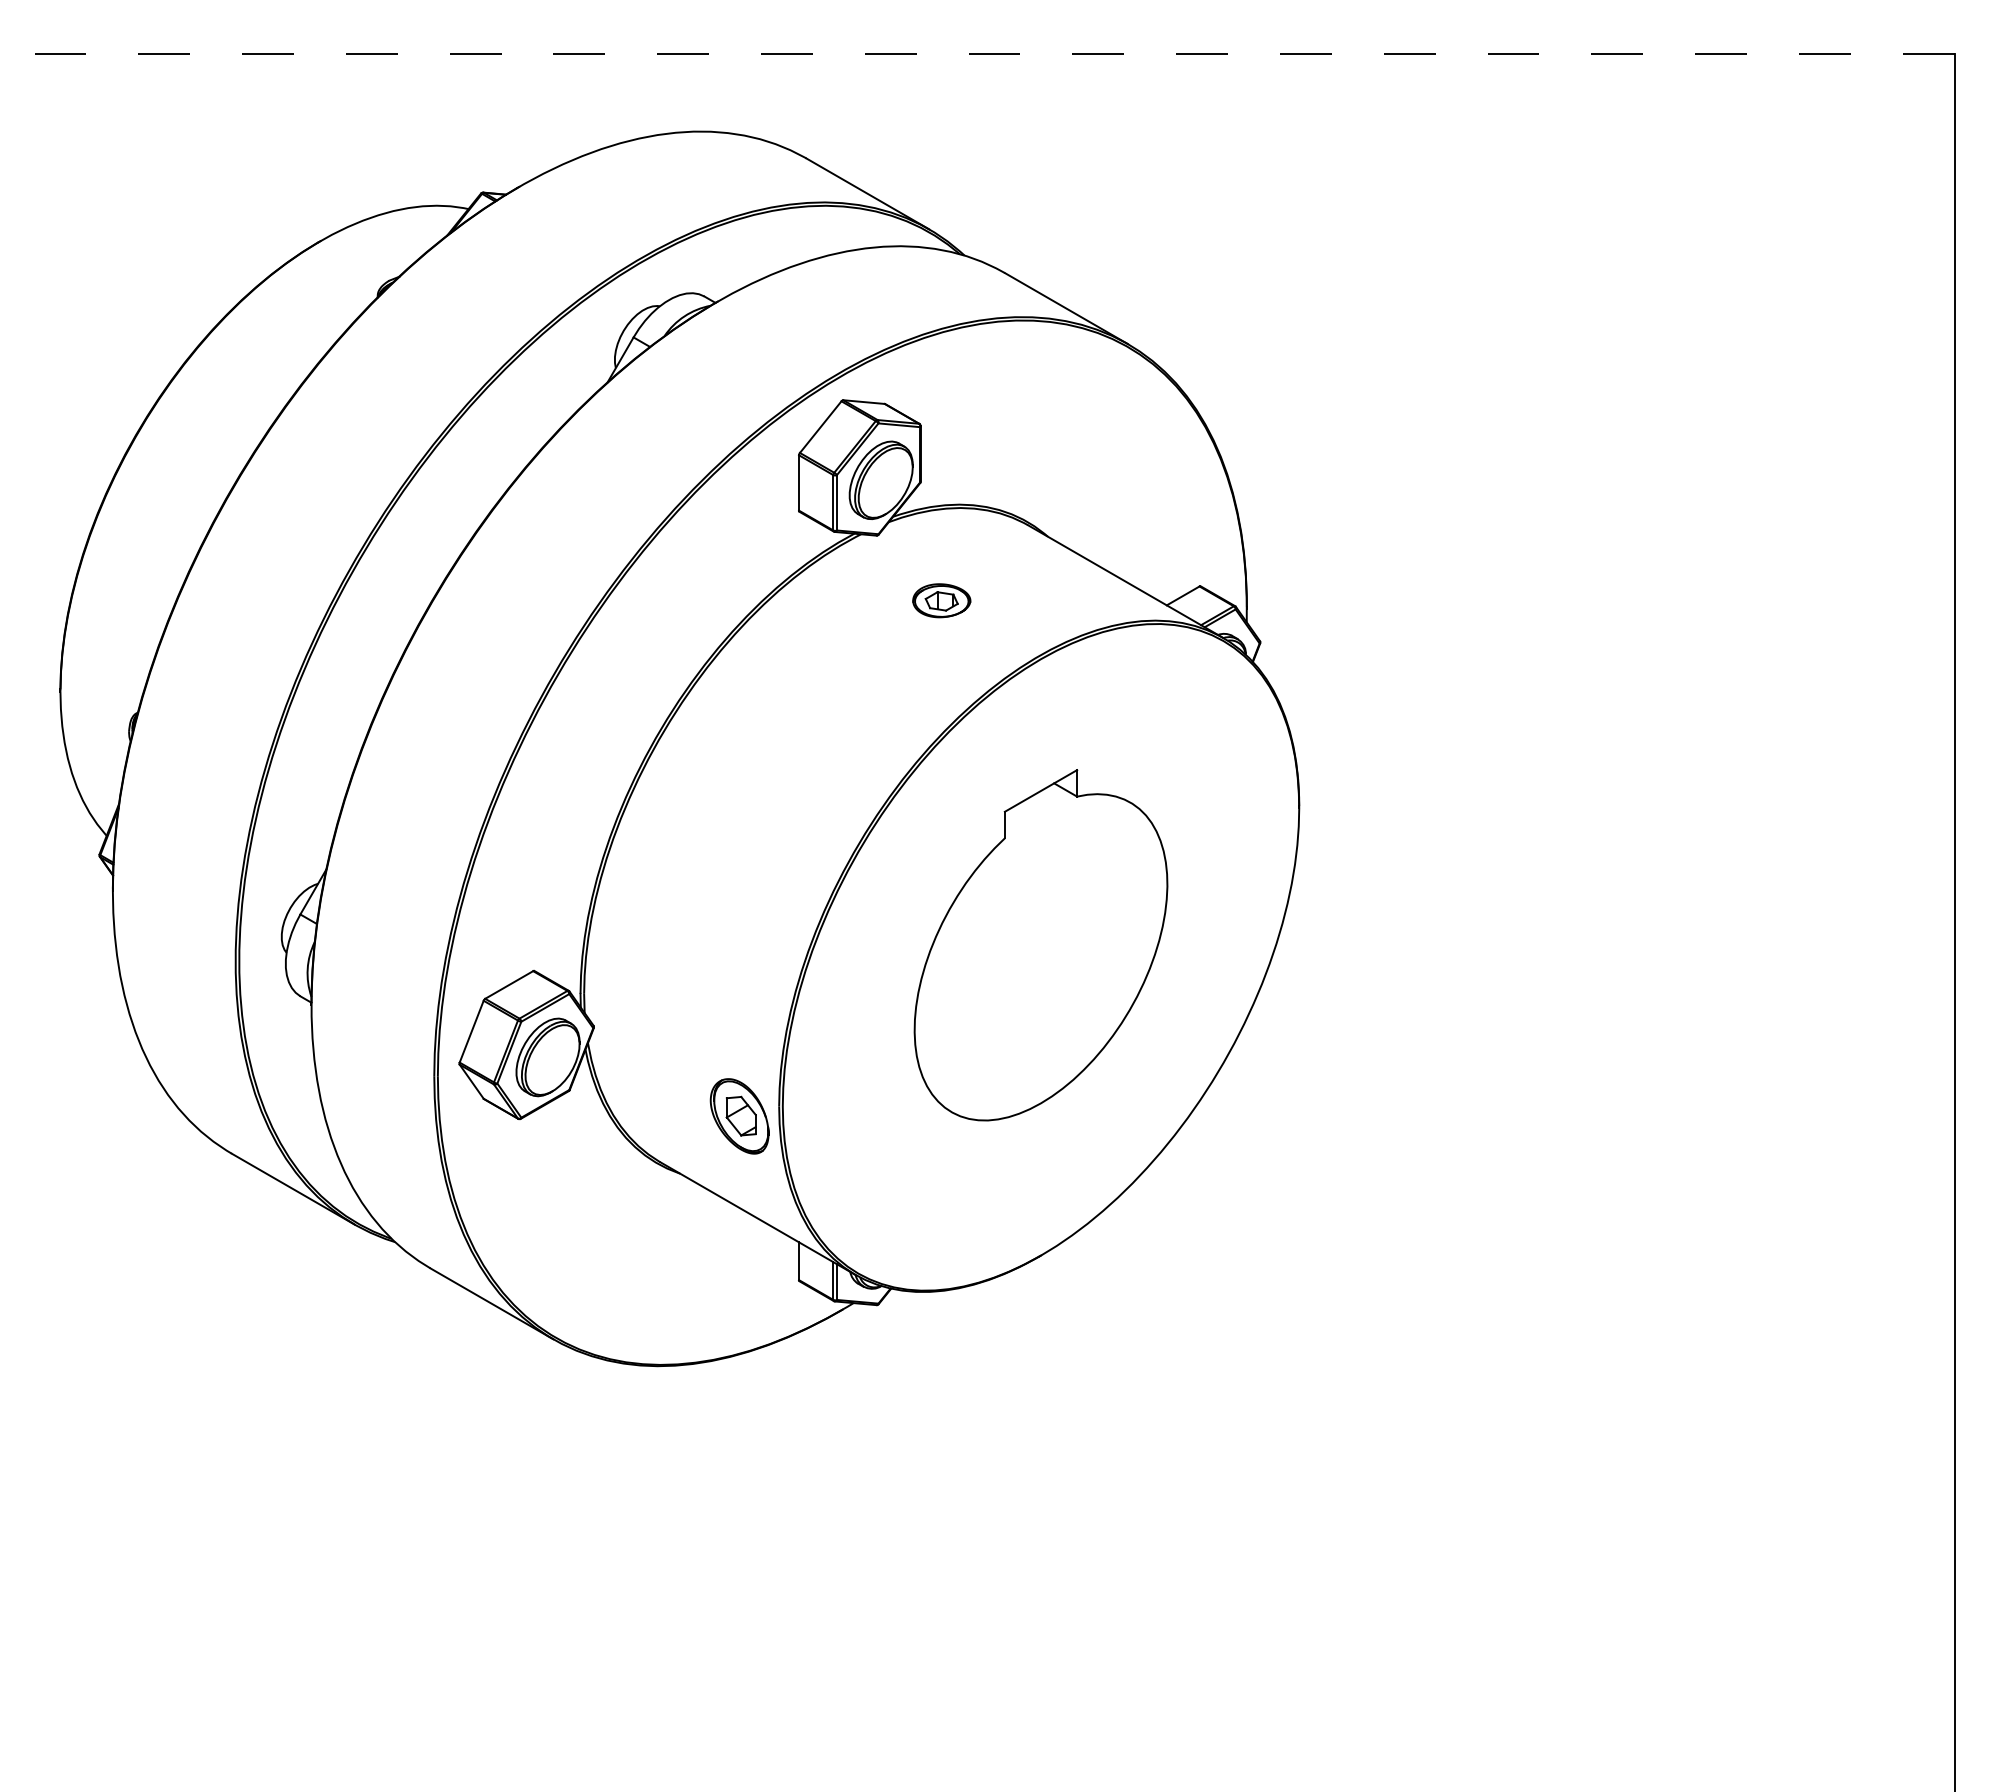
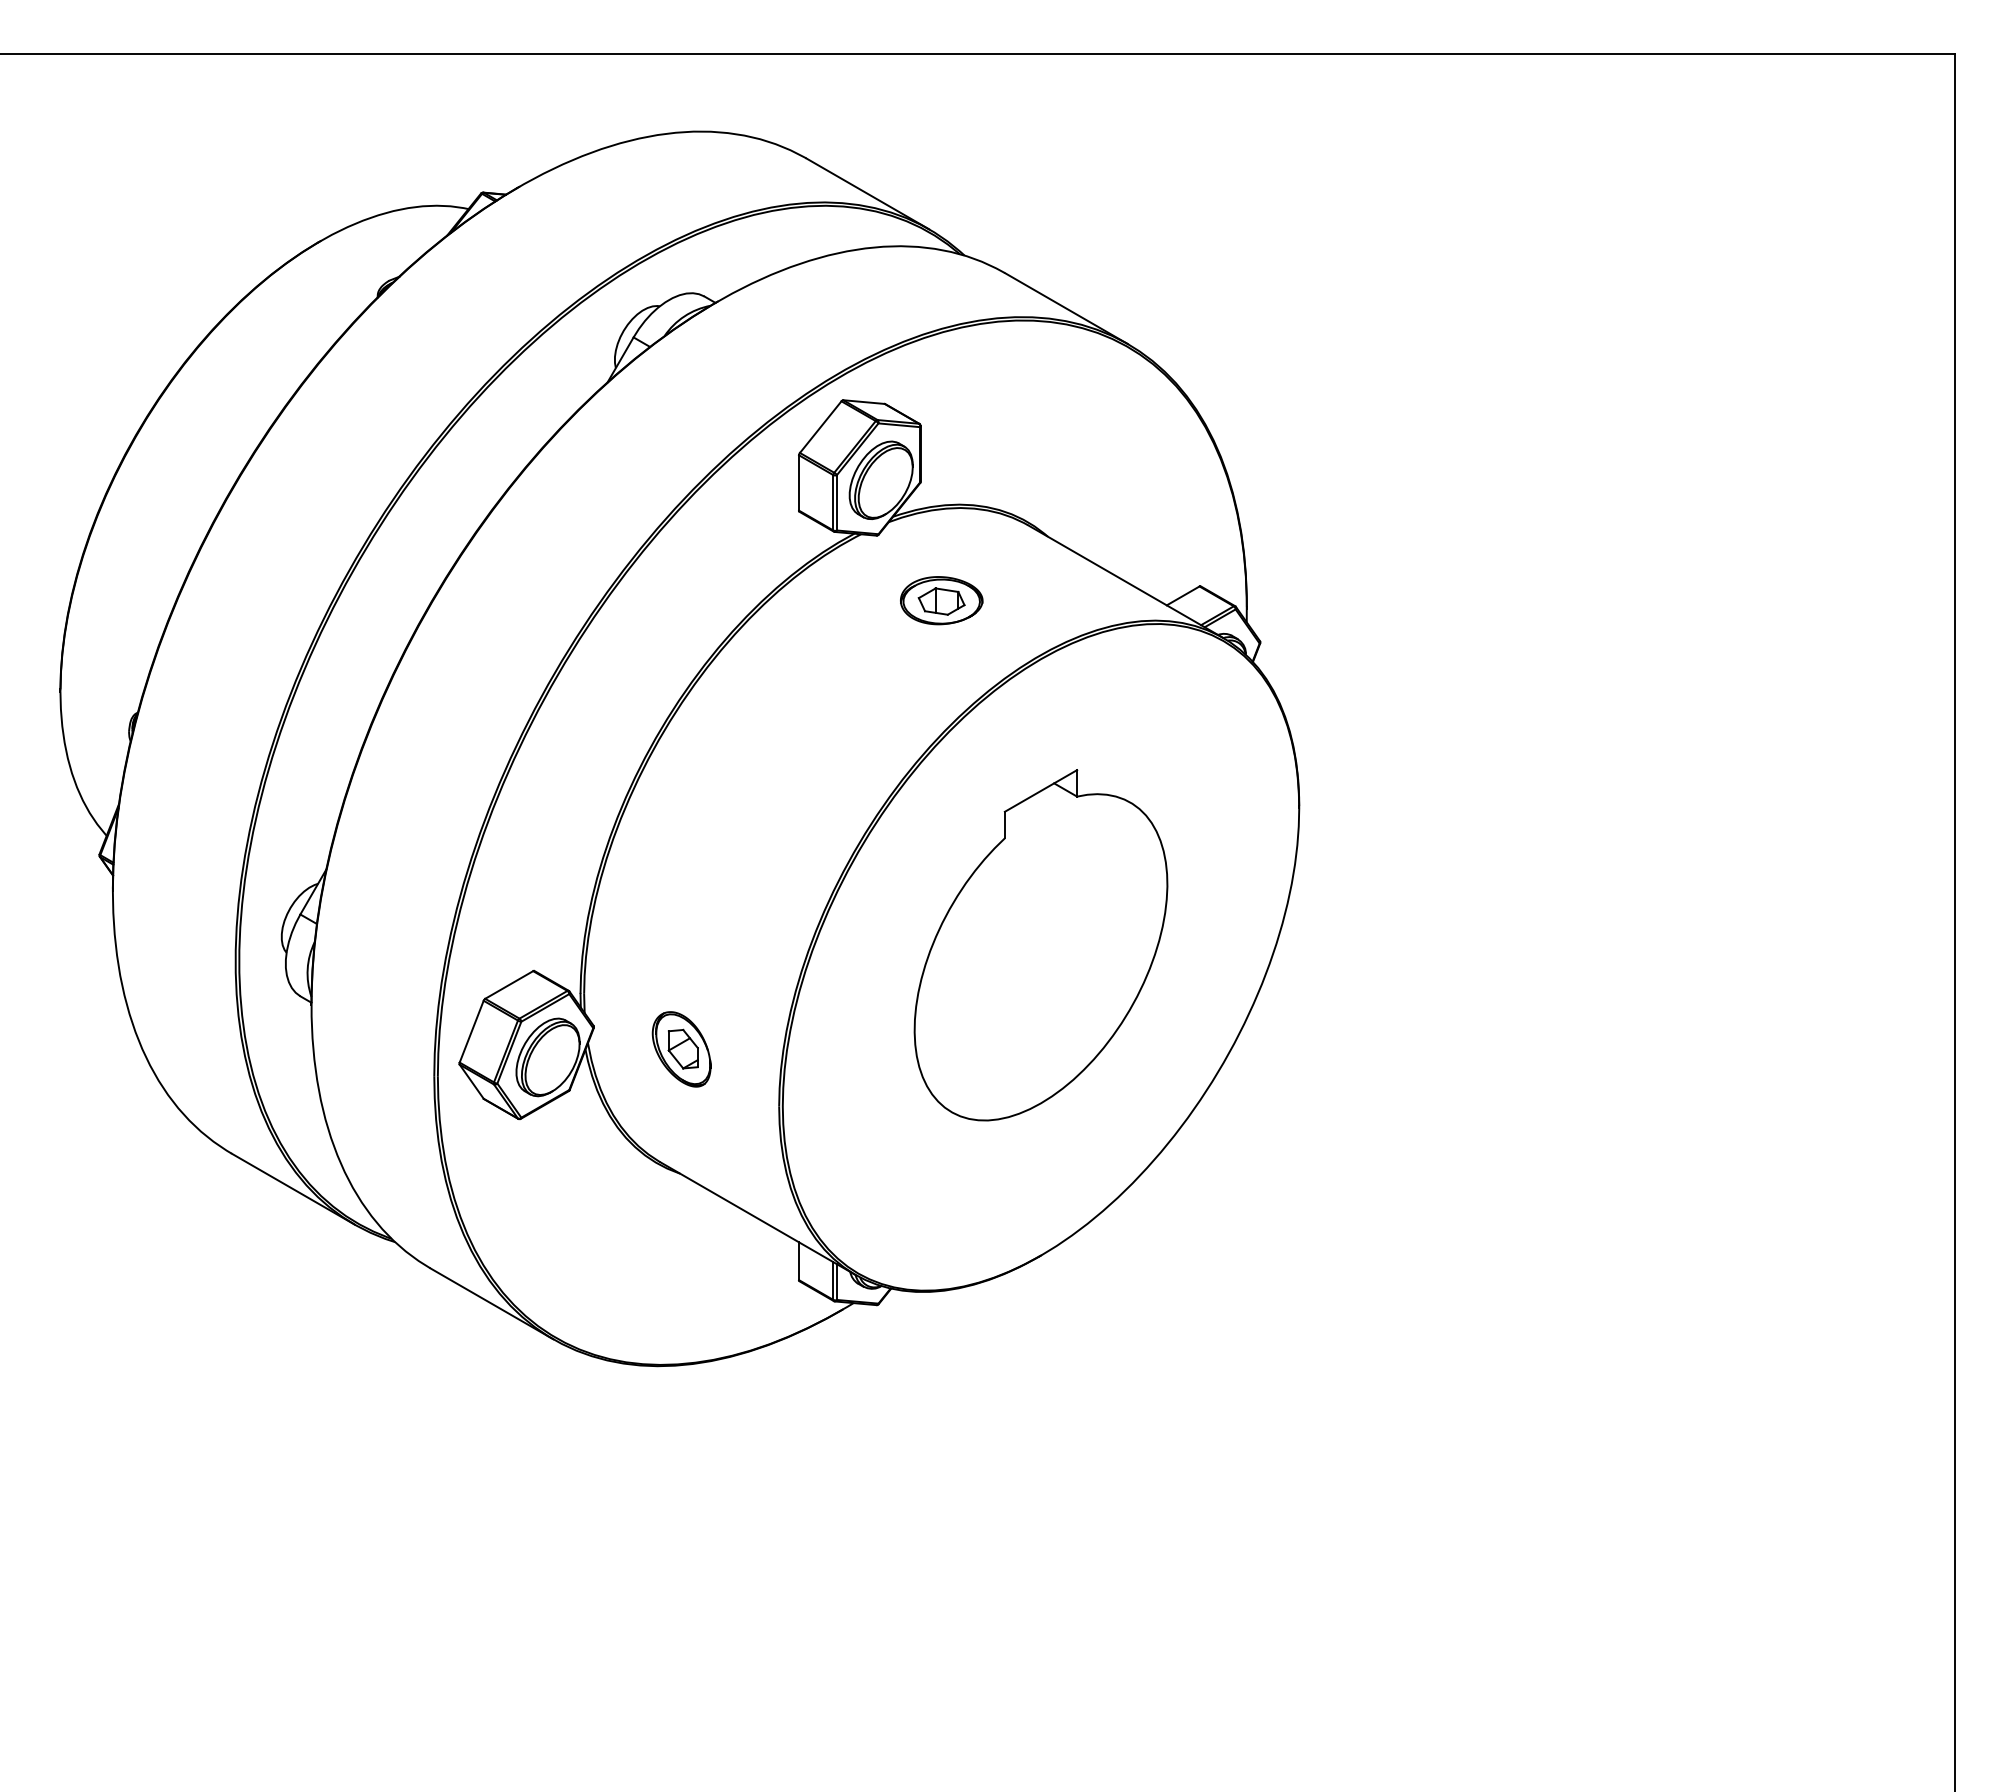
line: dashed -> solid (977, 53)
part size: 60x36 px -> 84x50 px (941, 600)
part position: (739, 1116) -> (681, 1049) (681, 1049)
